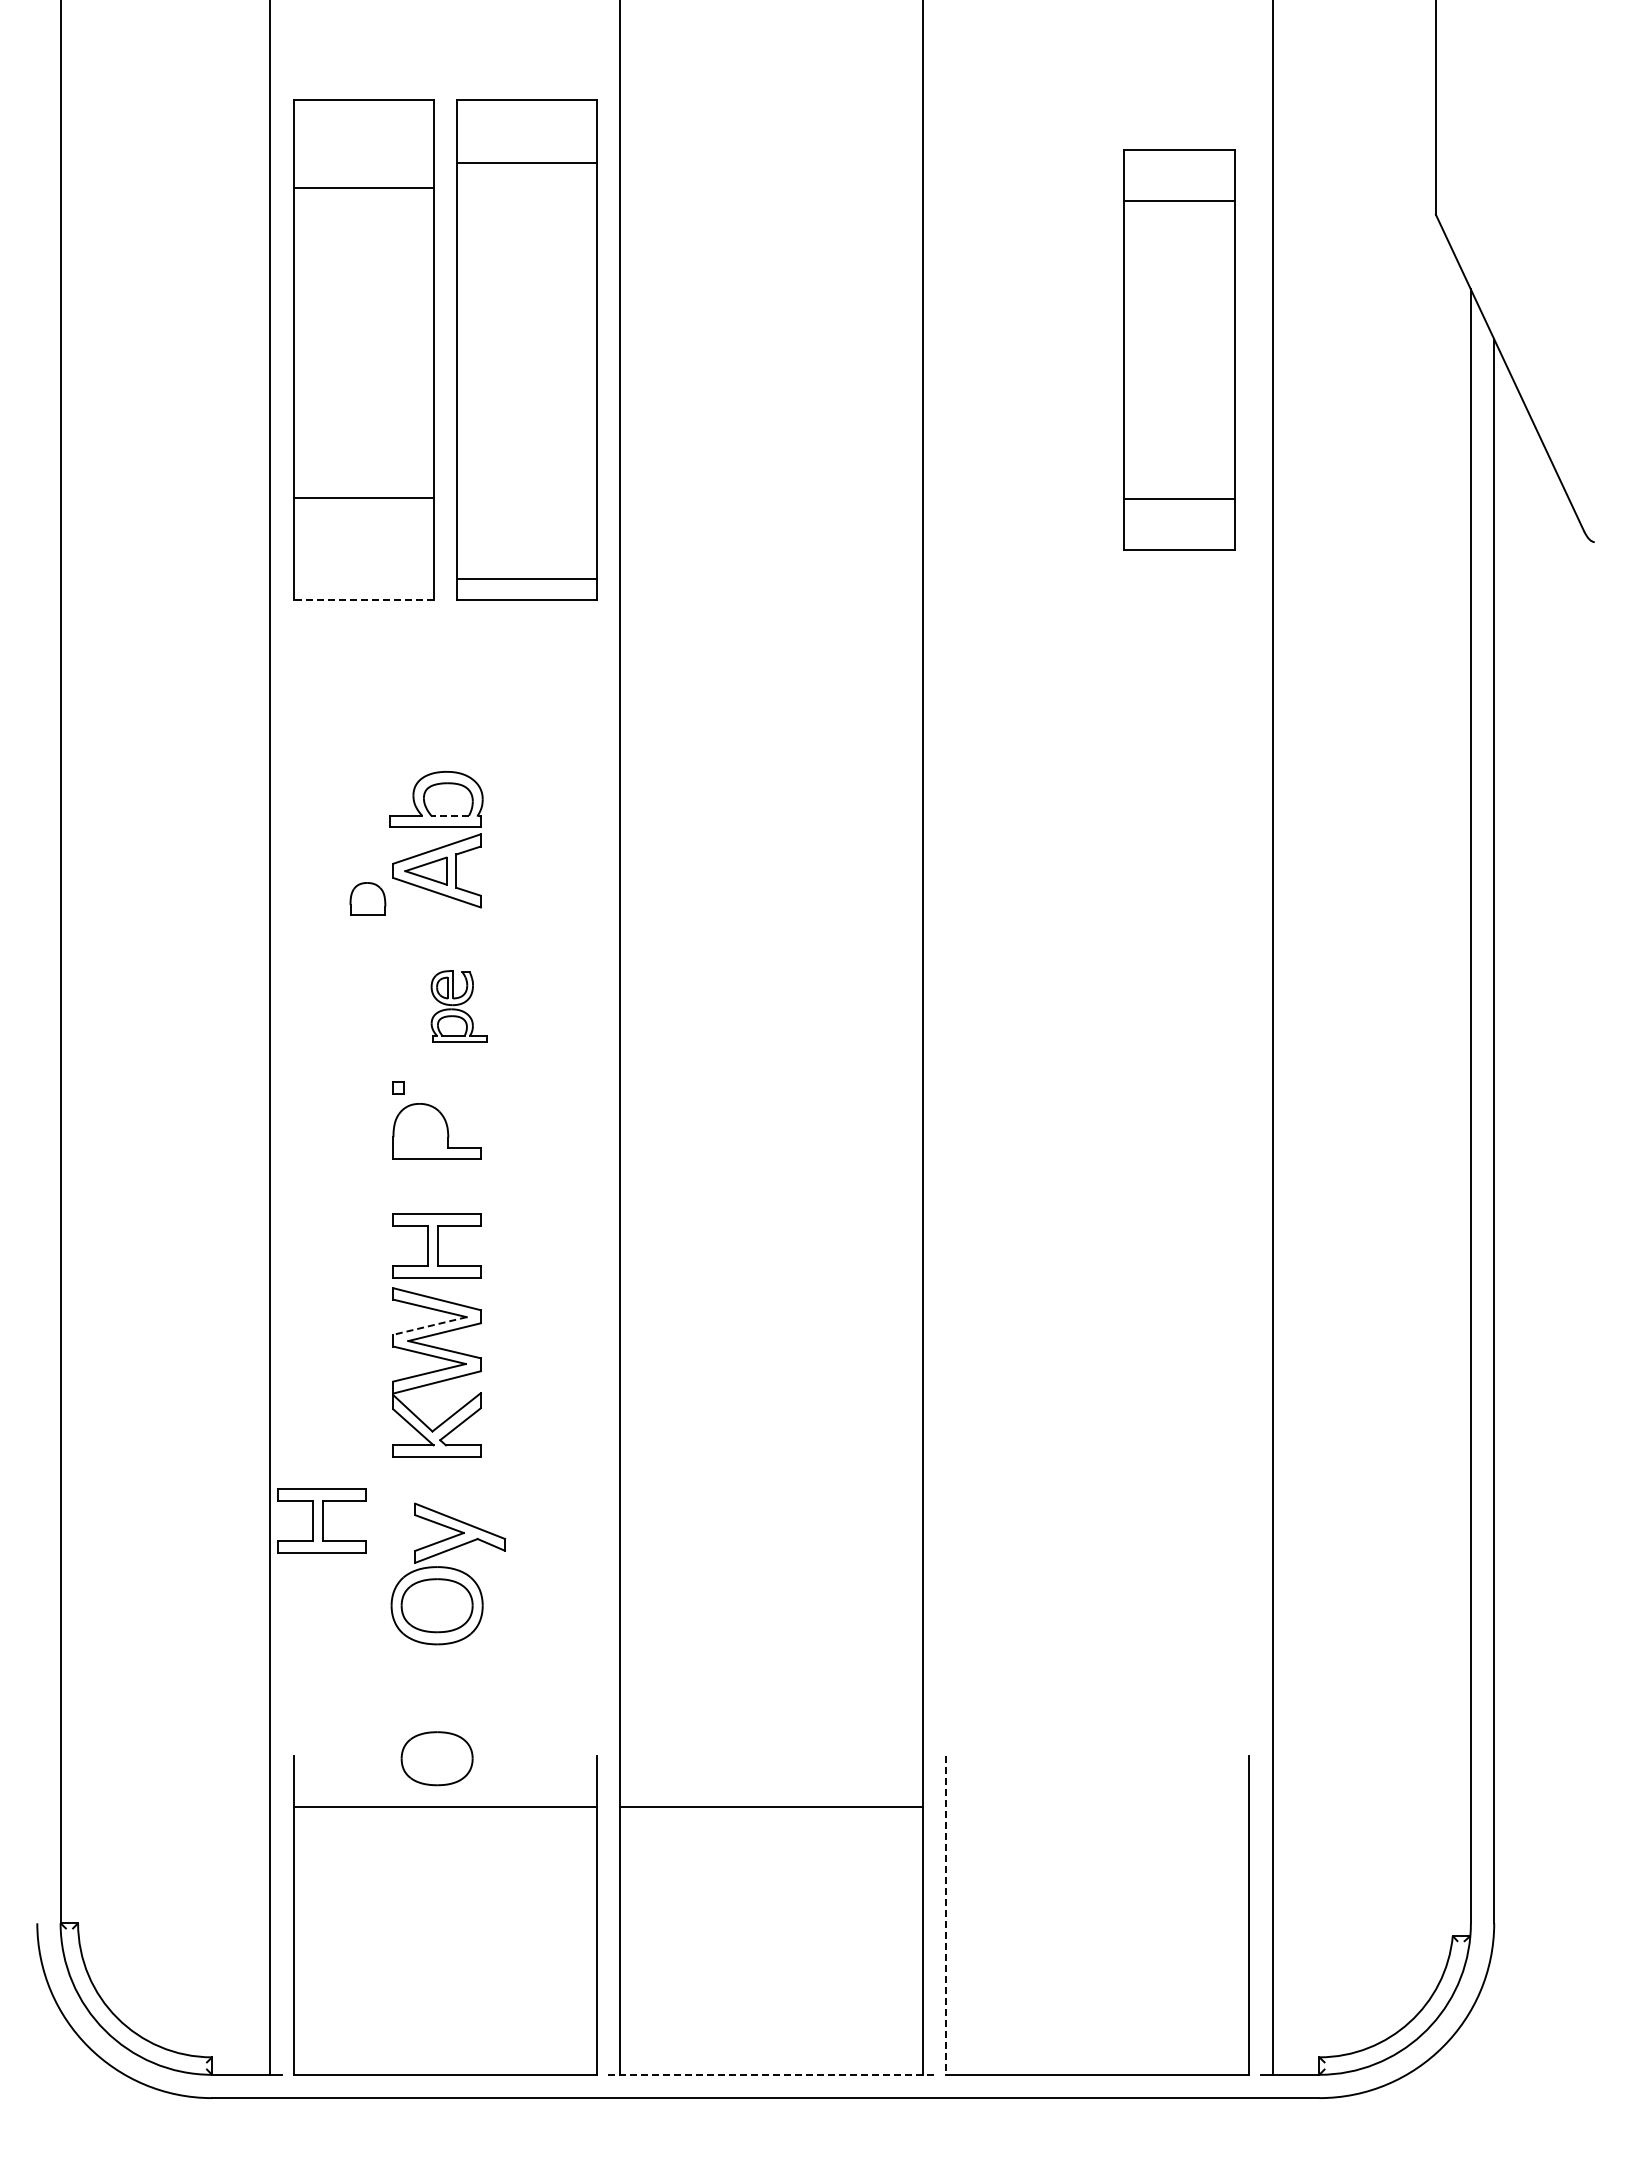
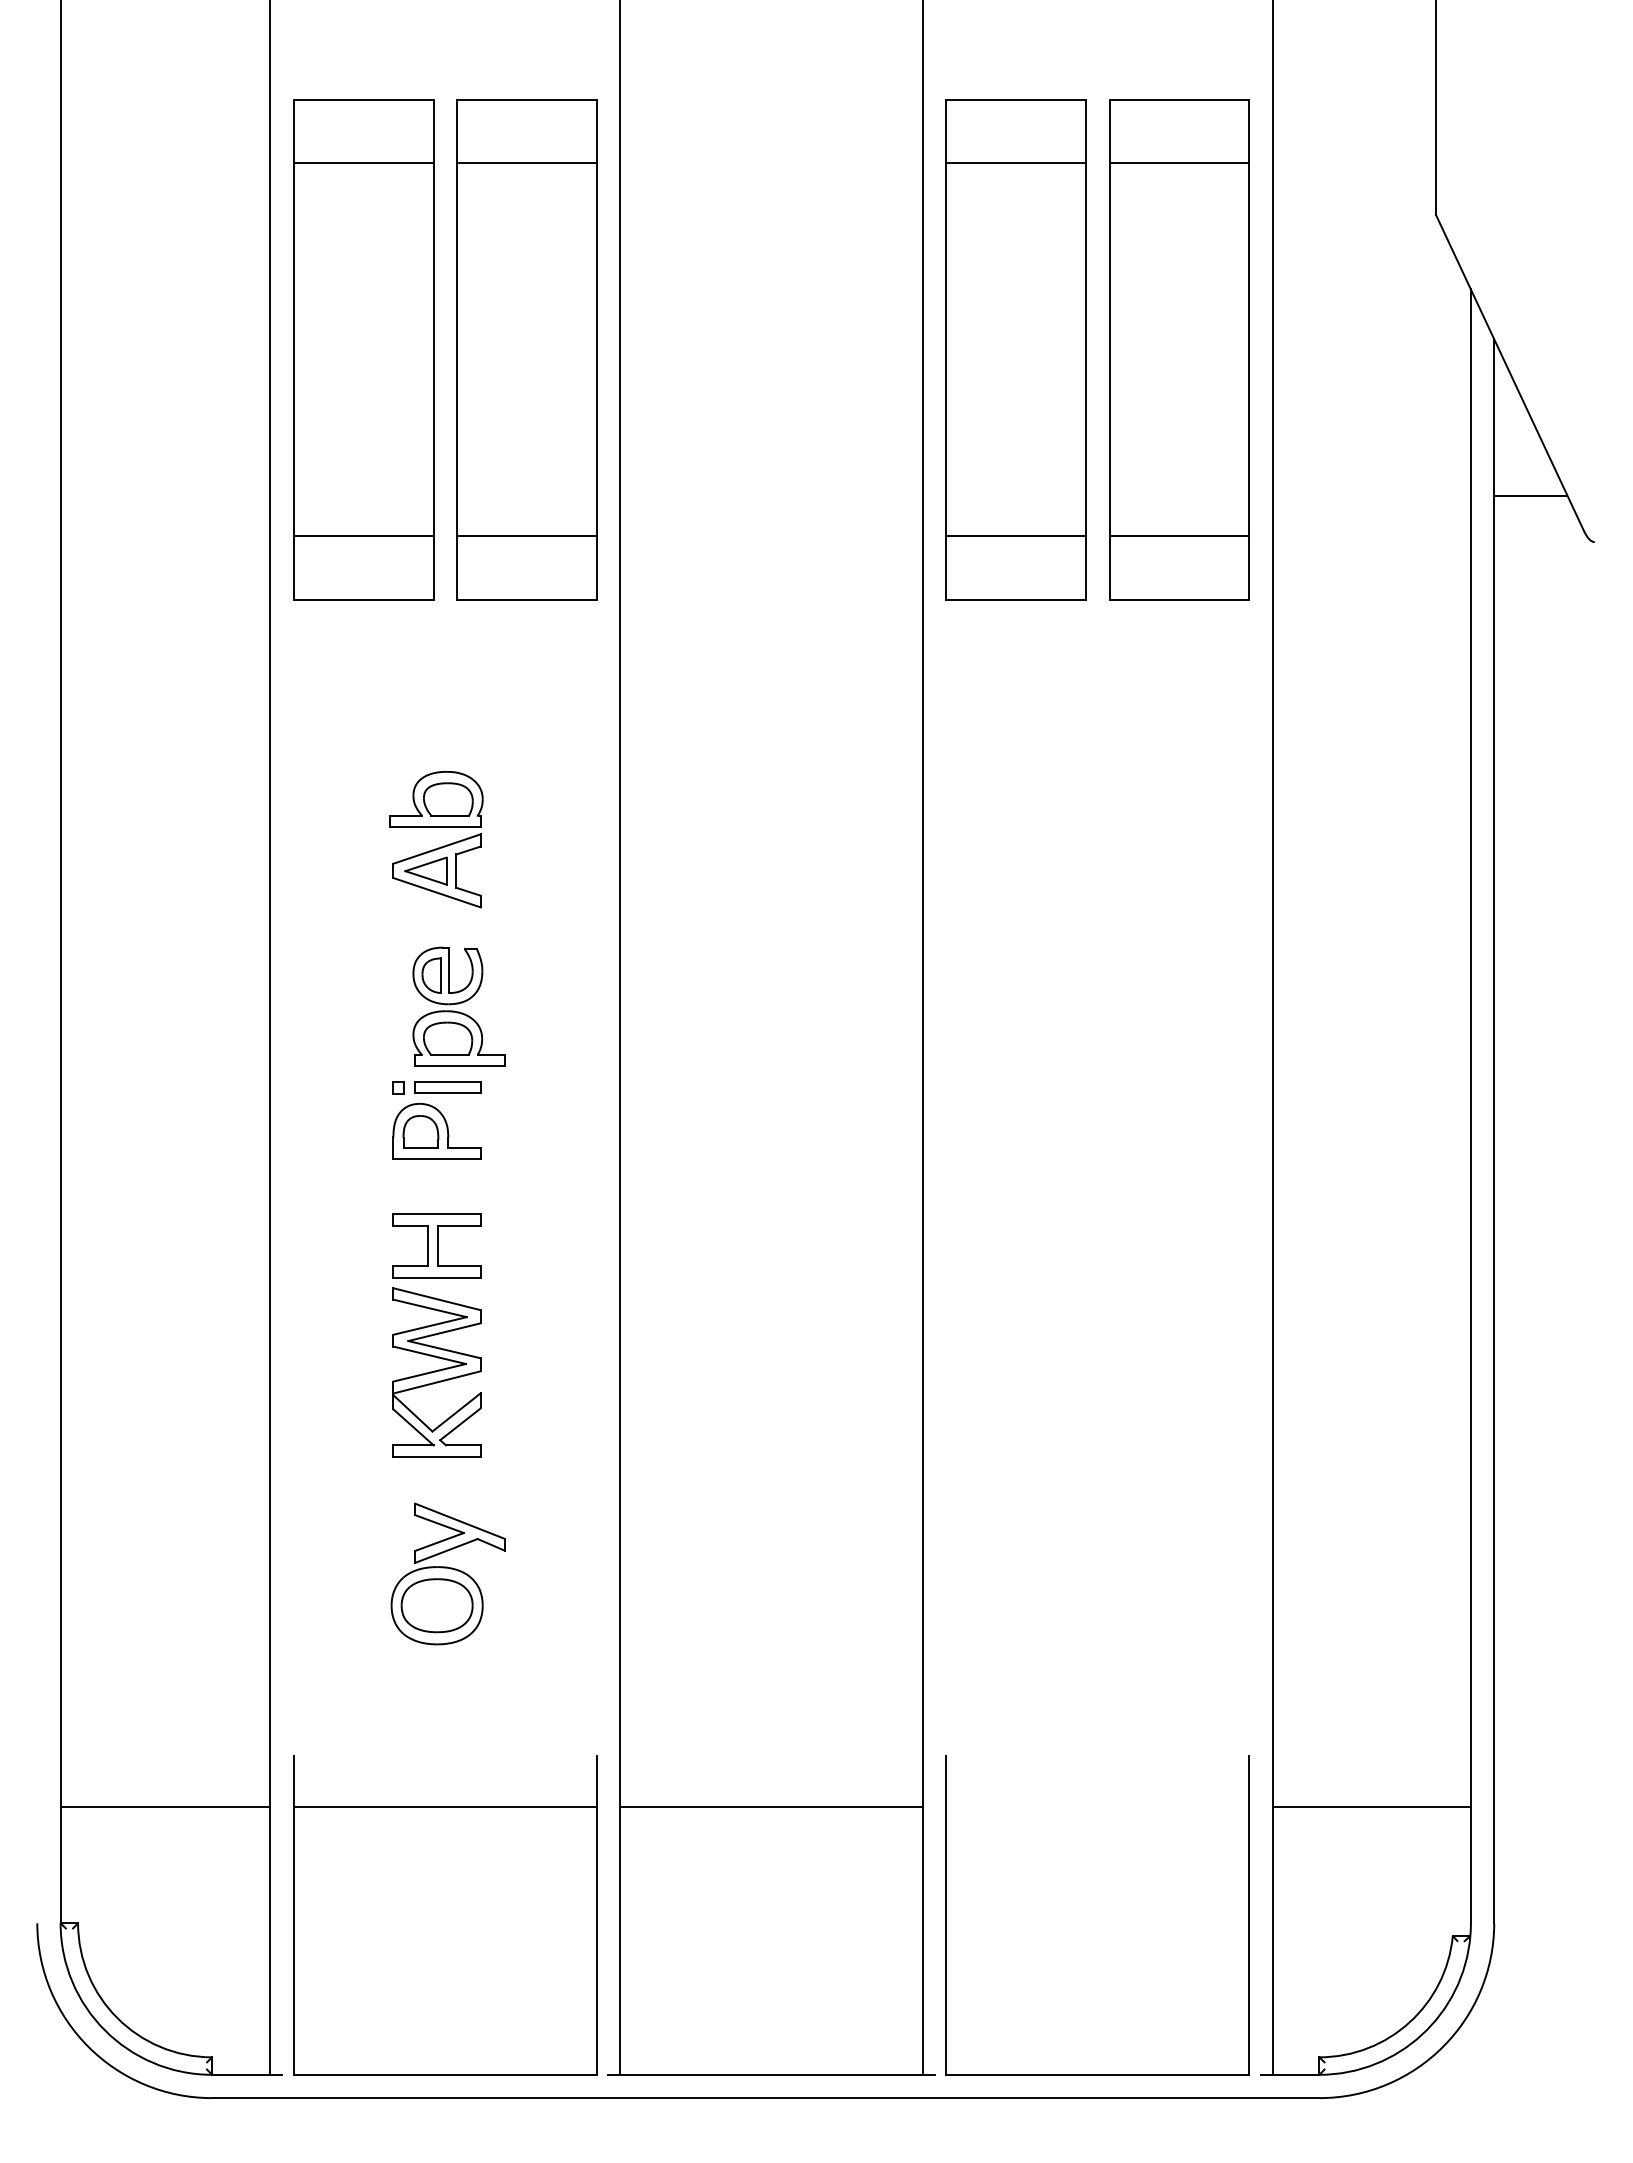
line position: (363, 188) -> (363, 163) (363, 163)
part: none -> present (1015, 349)
part size: 113x402 px -> 141x502 px (1179, 349)
line: none -> present (1530, 495)
line position: (363, 498) -> (363, 536) (363, 536)
line position: (526, 579) -> (526, 536) (526, 536)
line: dashed -> solid (363, 599)
line: dashed -> solid (450, 815)
part position: (367, 898) -> (420, 1131) (420, 1131)
part size: 58x73 px -> 94x121 px (458, 1006)
part: none -> present (447, 1087)
line: dashed -> solid (430, 1325)
part: present -> none (321, 1520)
part: present -> none (436, 1758)
line: none -> present (165, 1806)
line: none -> present (1371, 1806)
line: dashed -> solid (946, 1916)
line: dashed -> solid (772, 2074)
